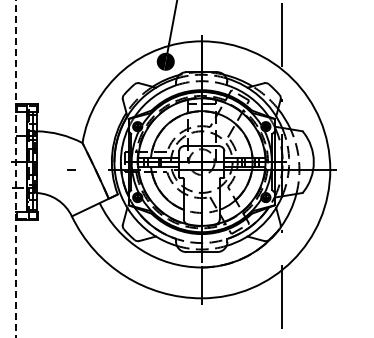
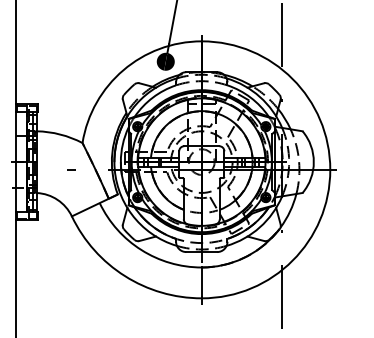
line: dashed -> solid (16, 168)
